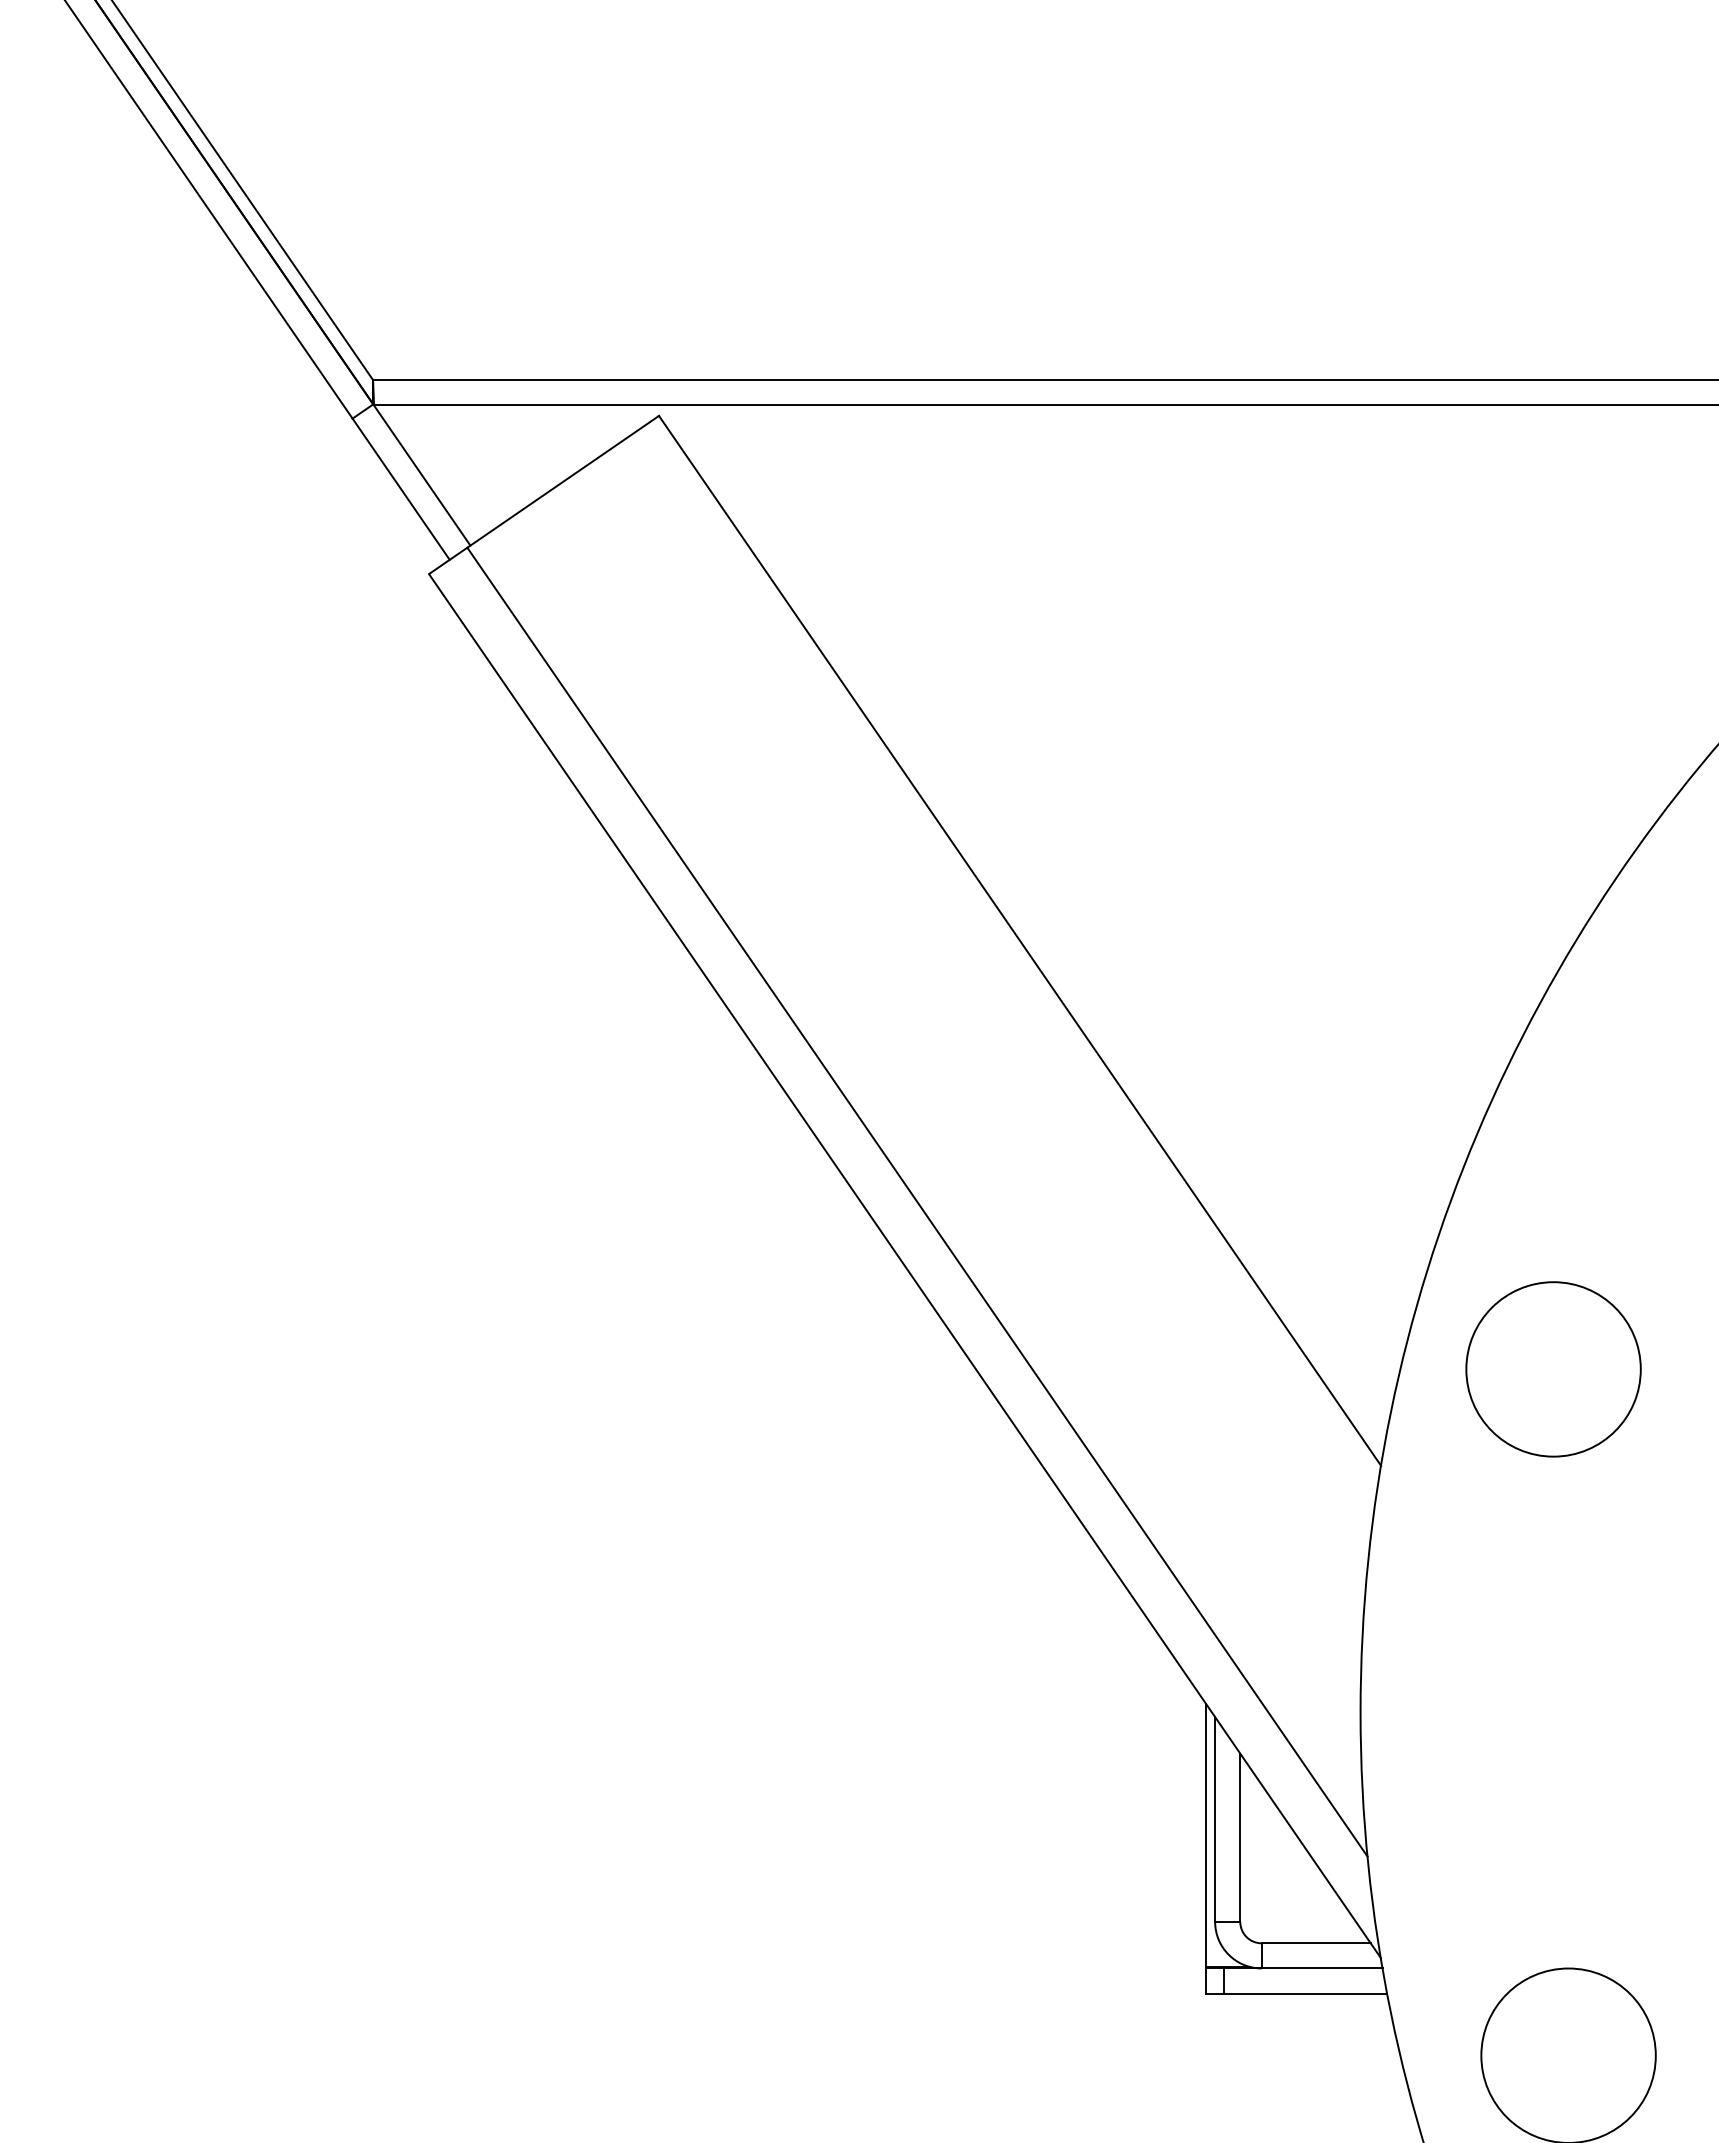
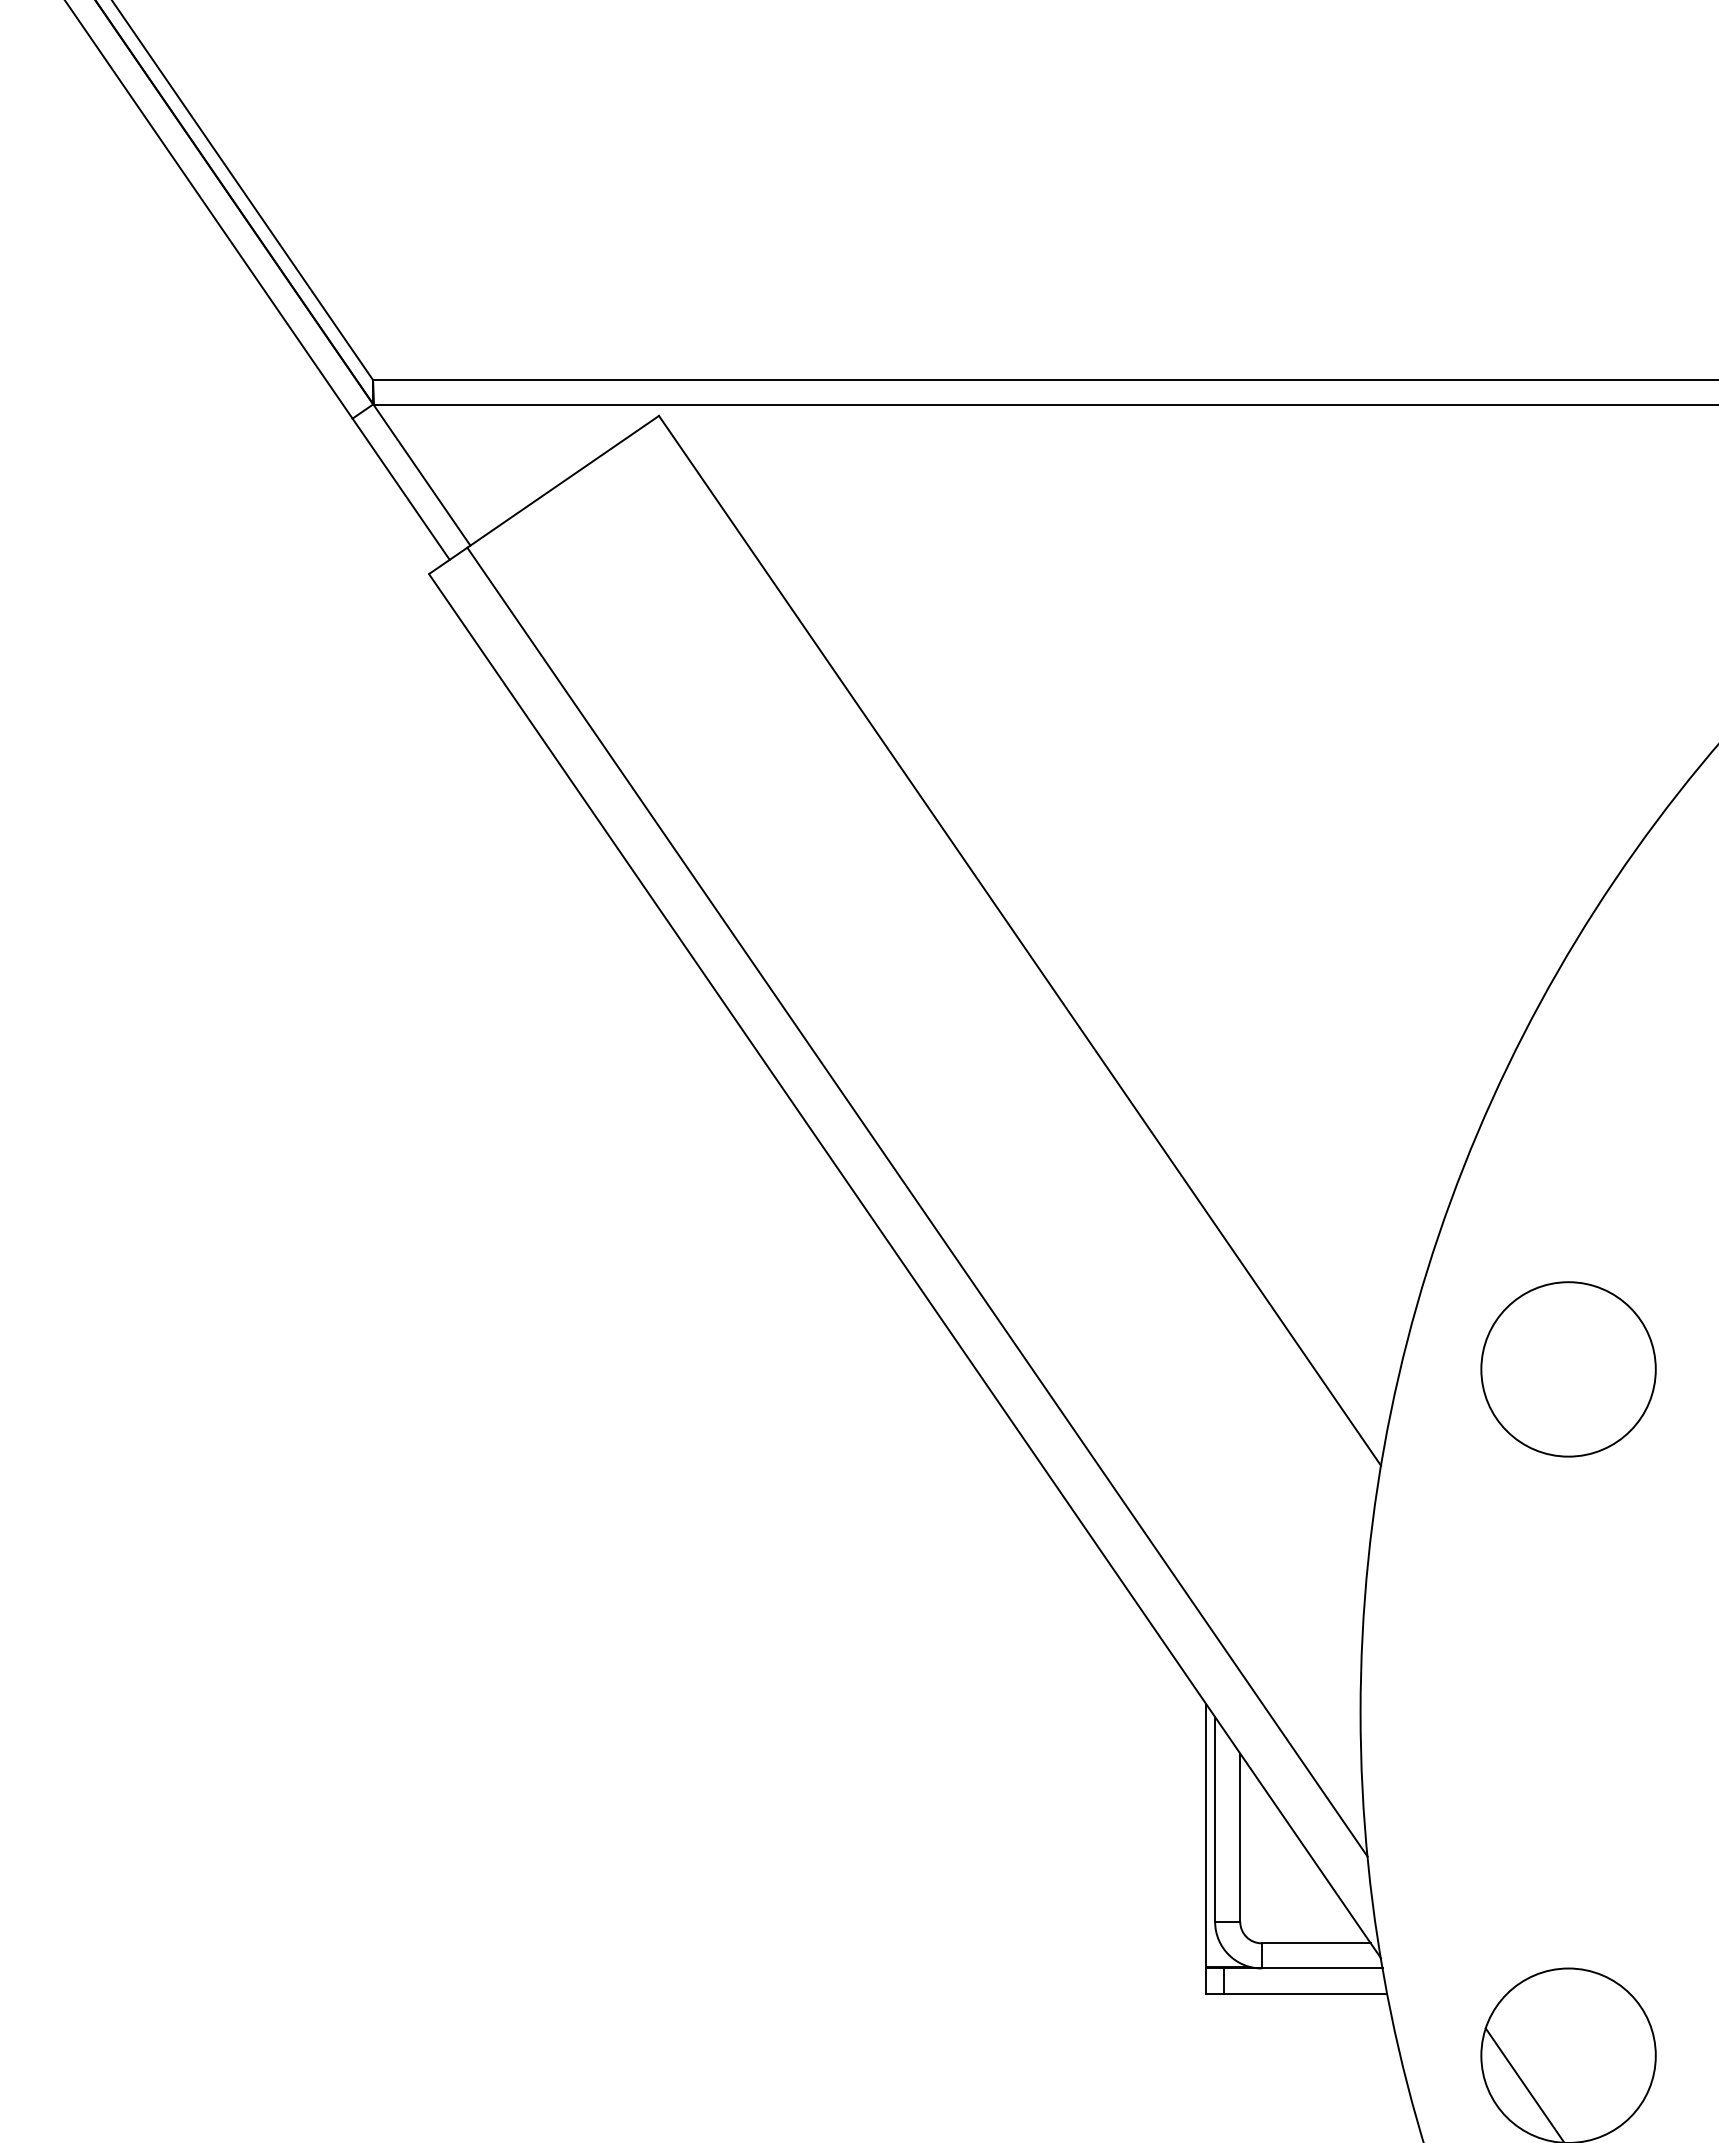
circle position: (1553, 1369) -> (1568, 1369) (1568, 1369)
line: none -> present (1523, 2083)
